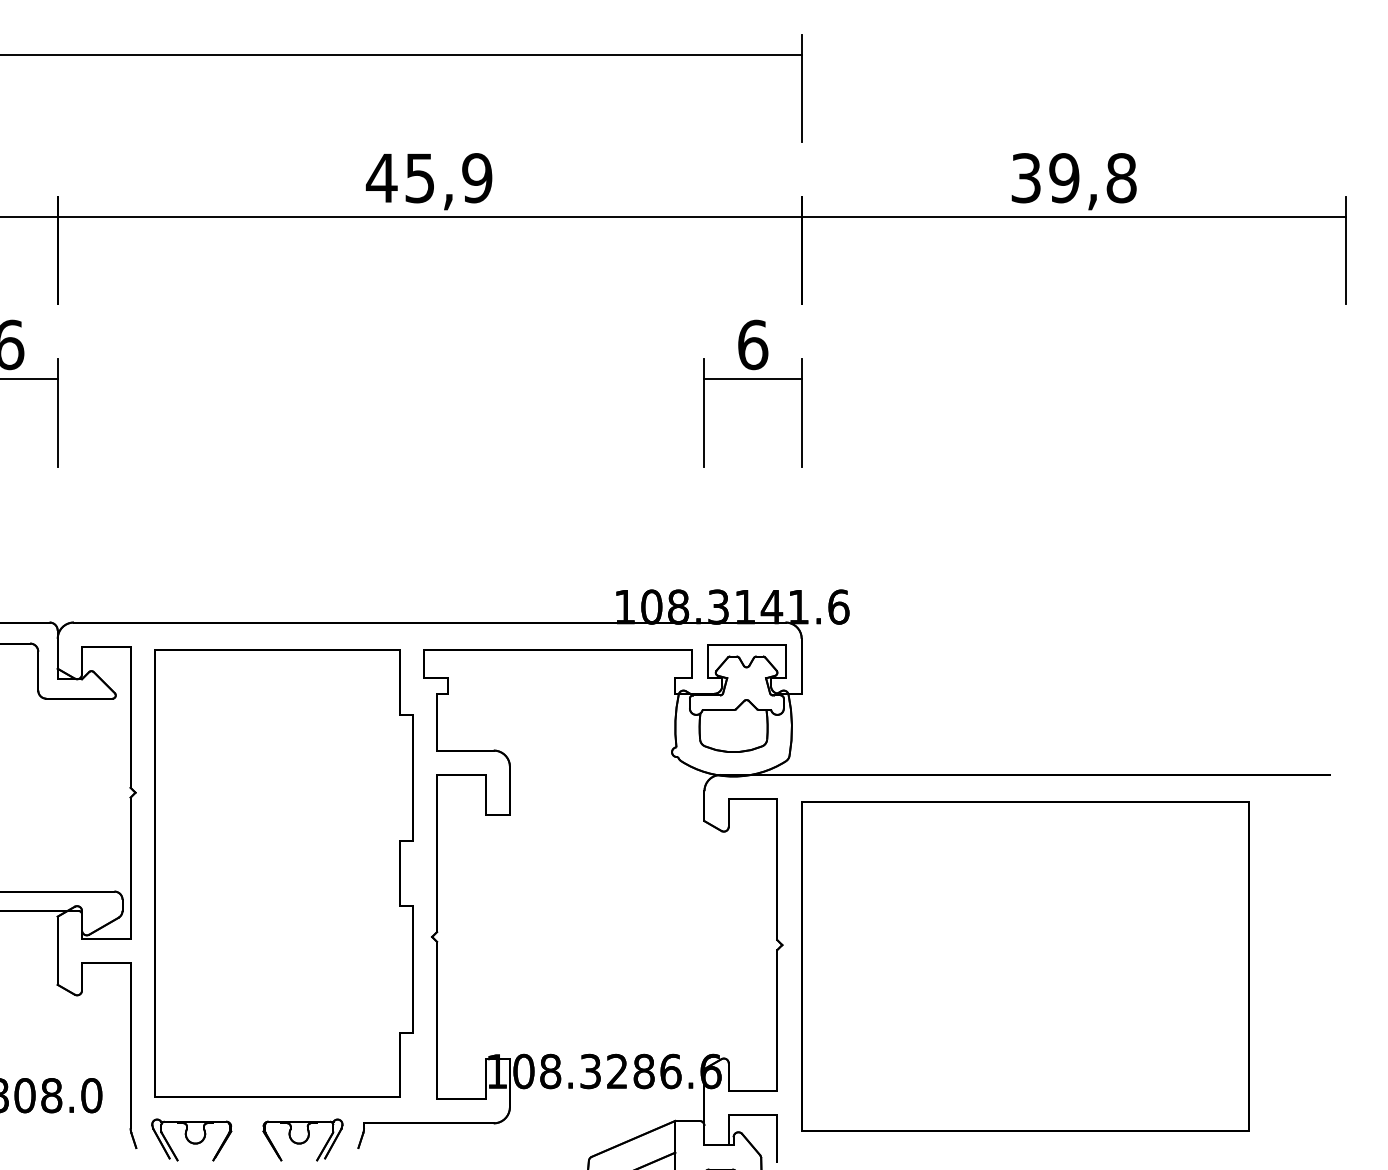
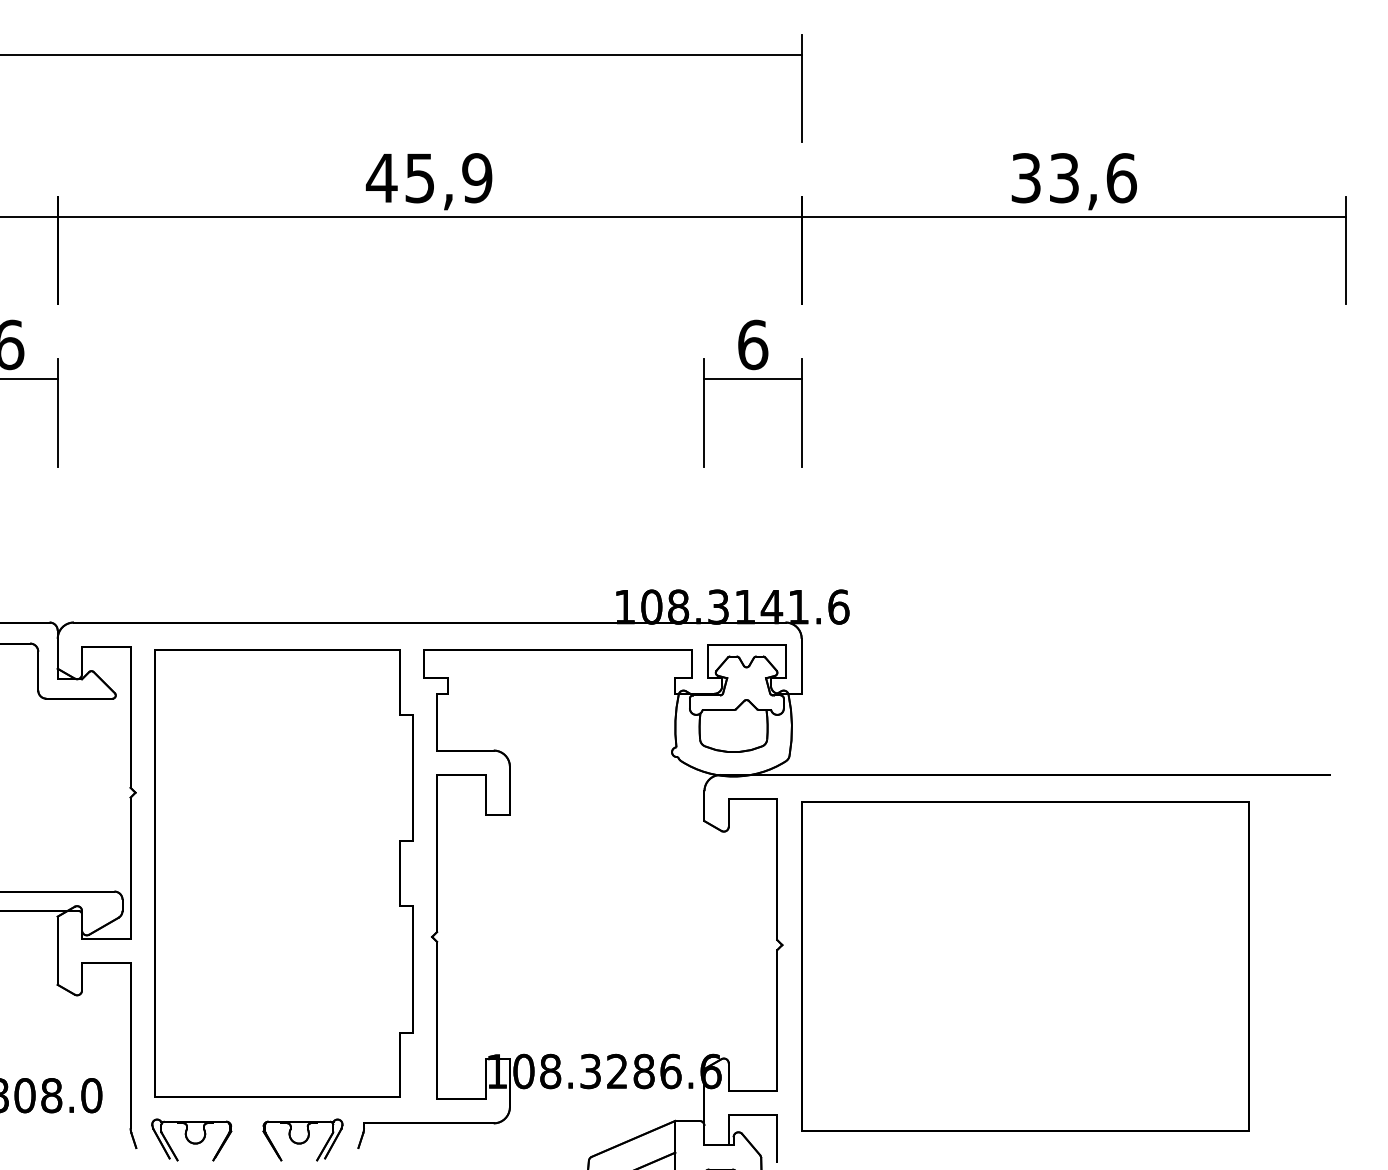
text: 39,8 -> 33,6 (1092, 178)
